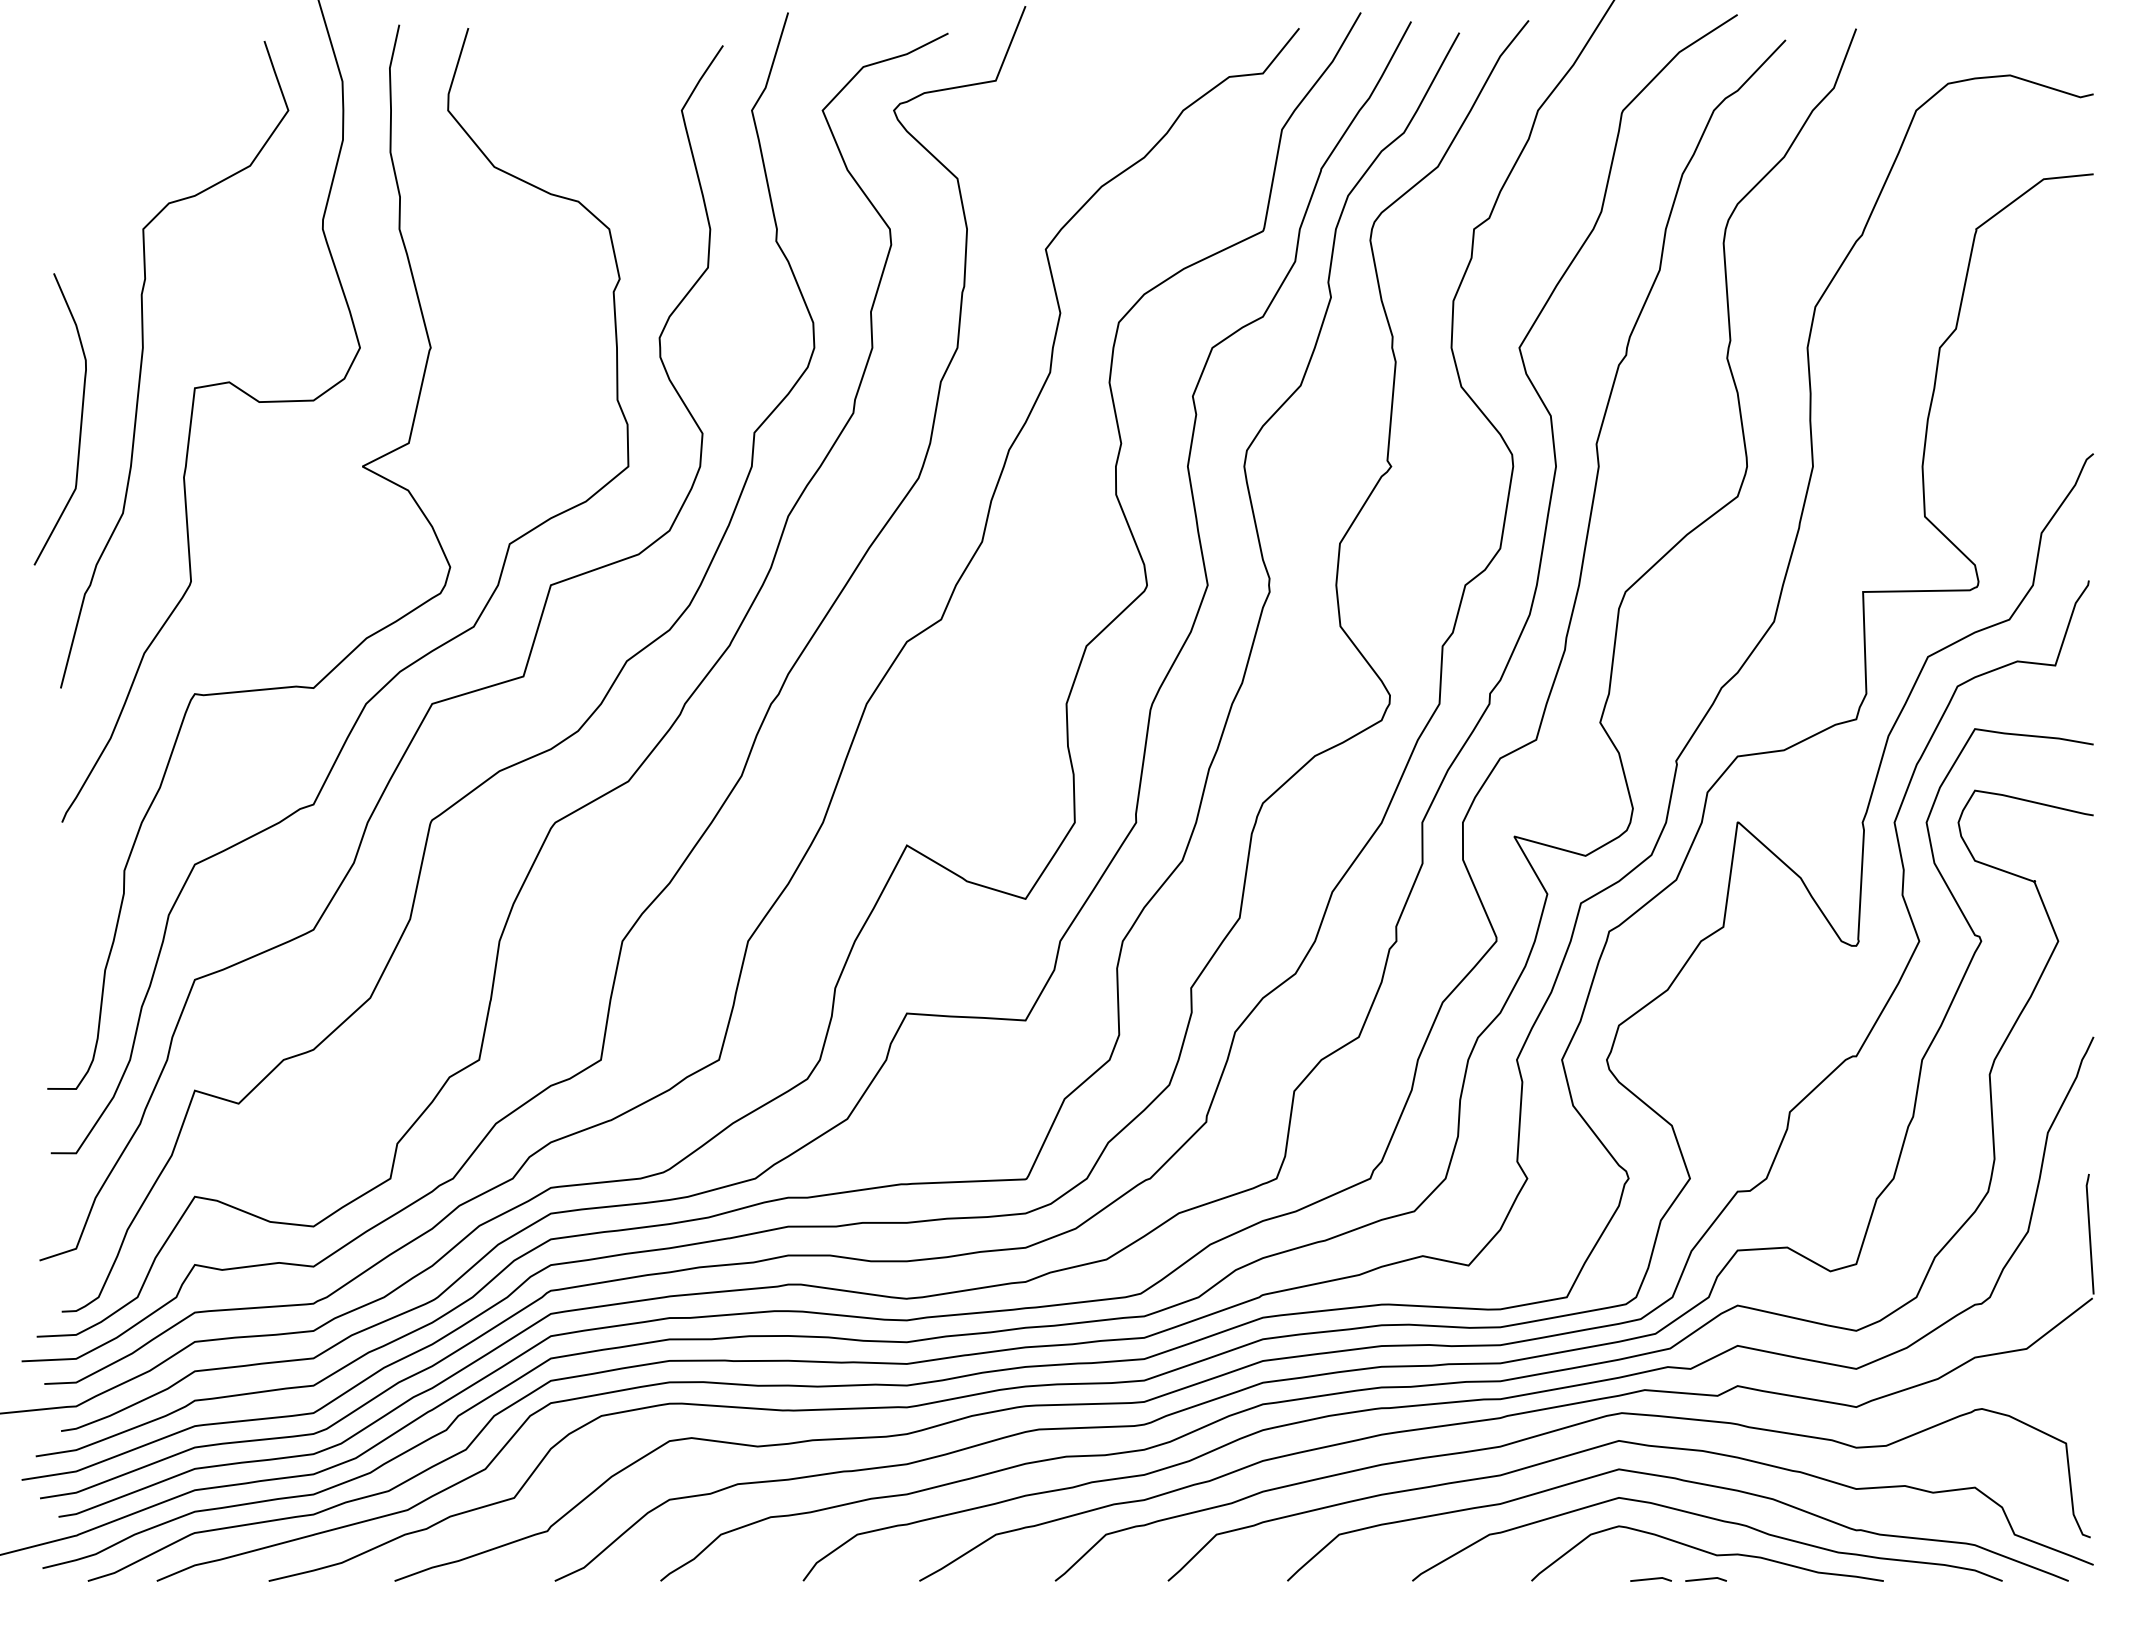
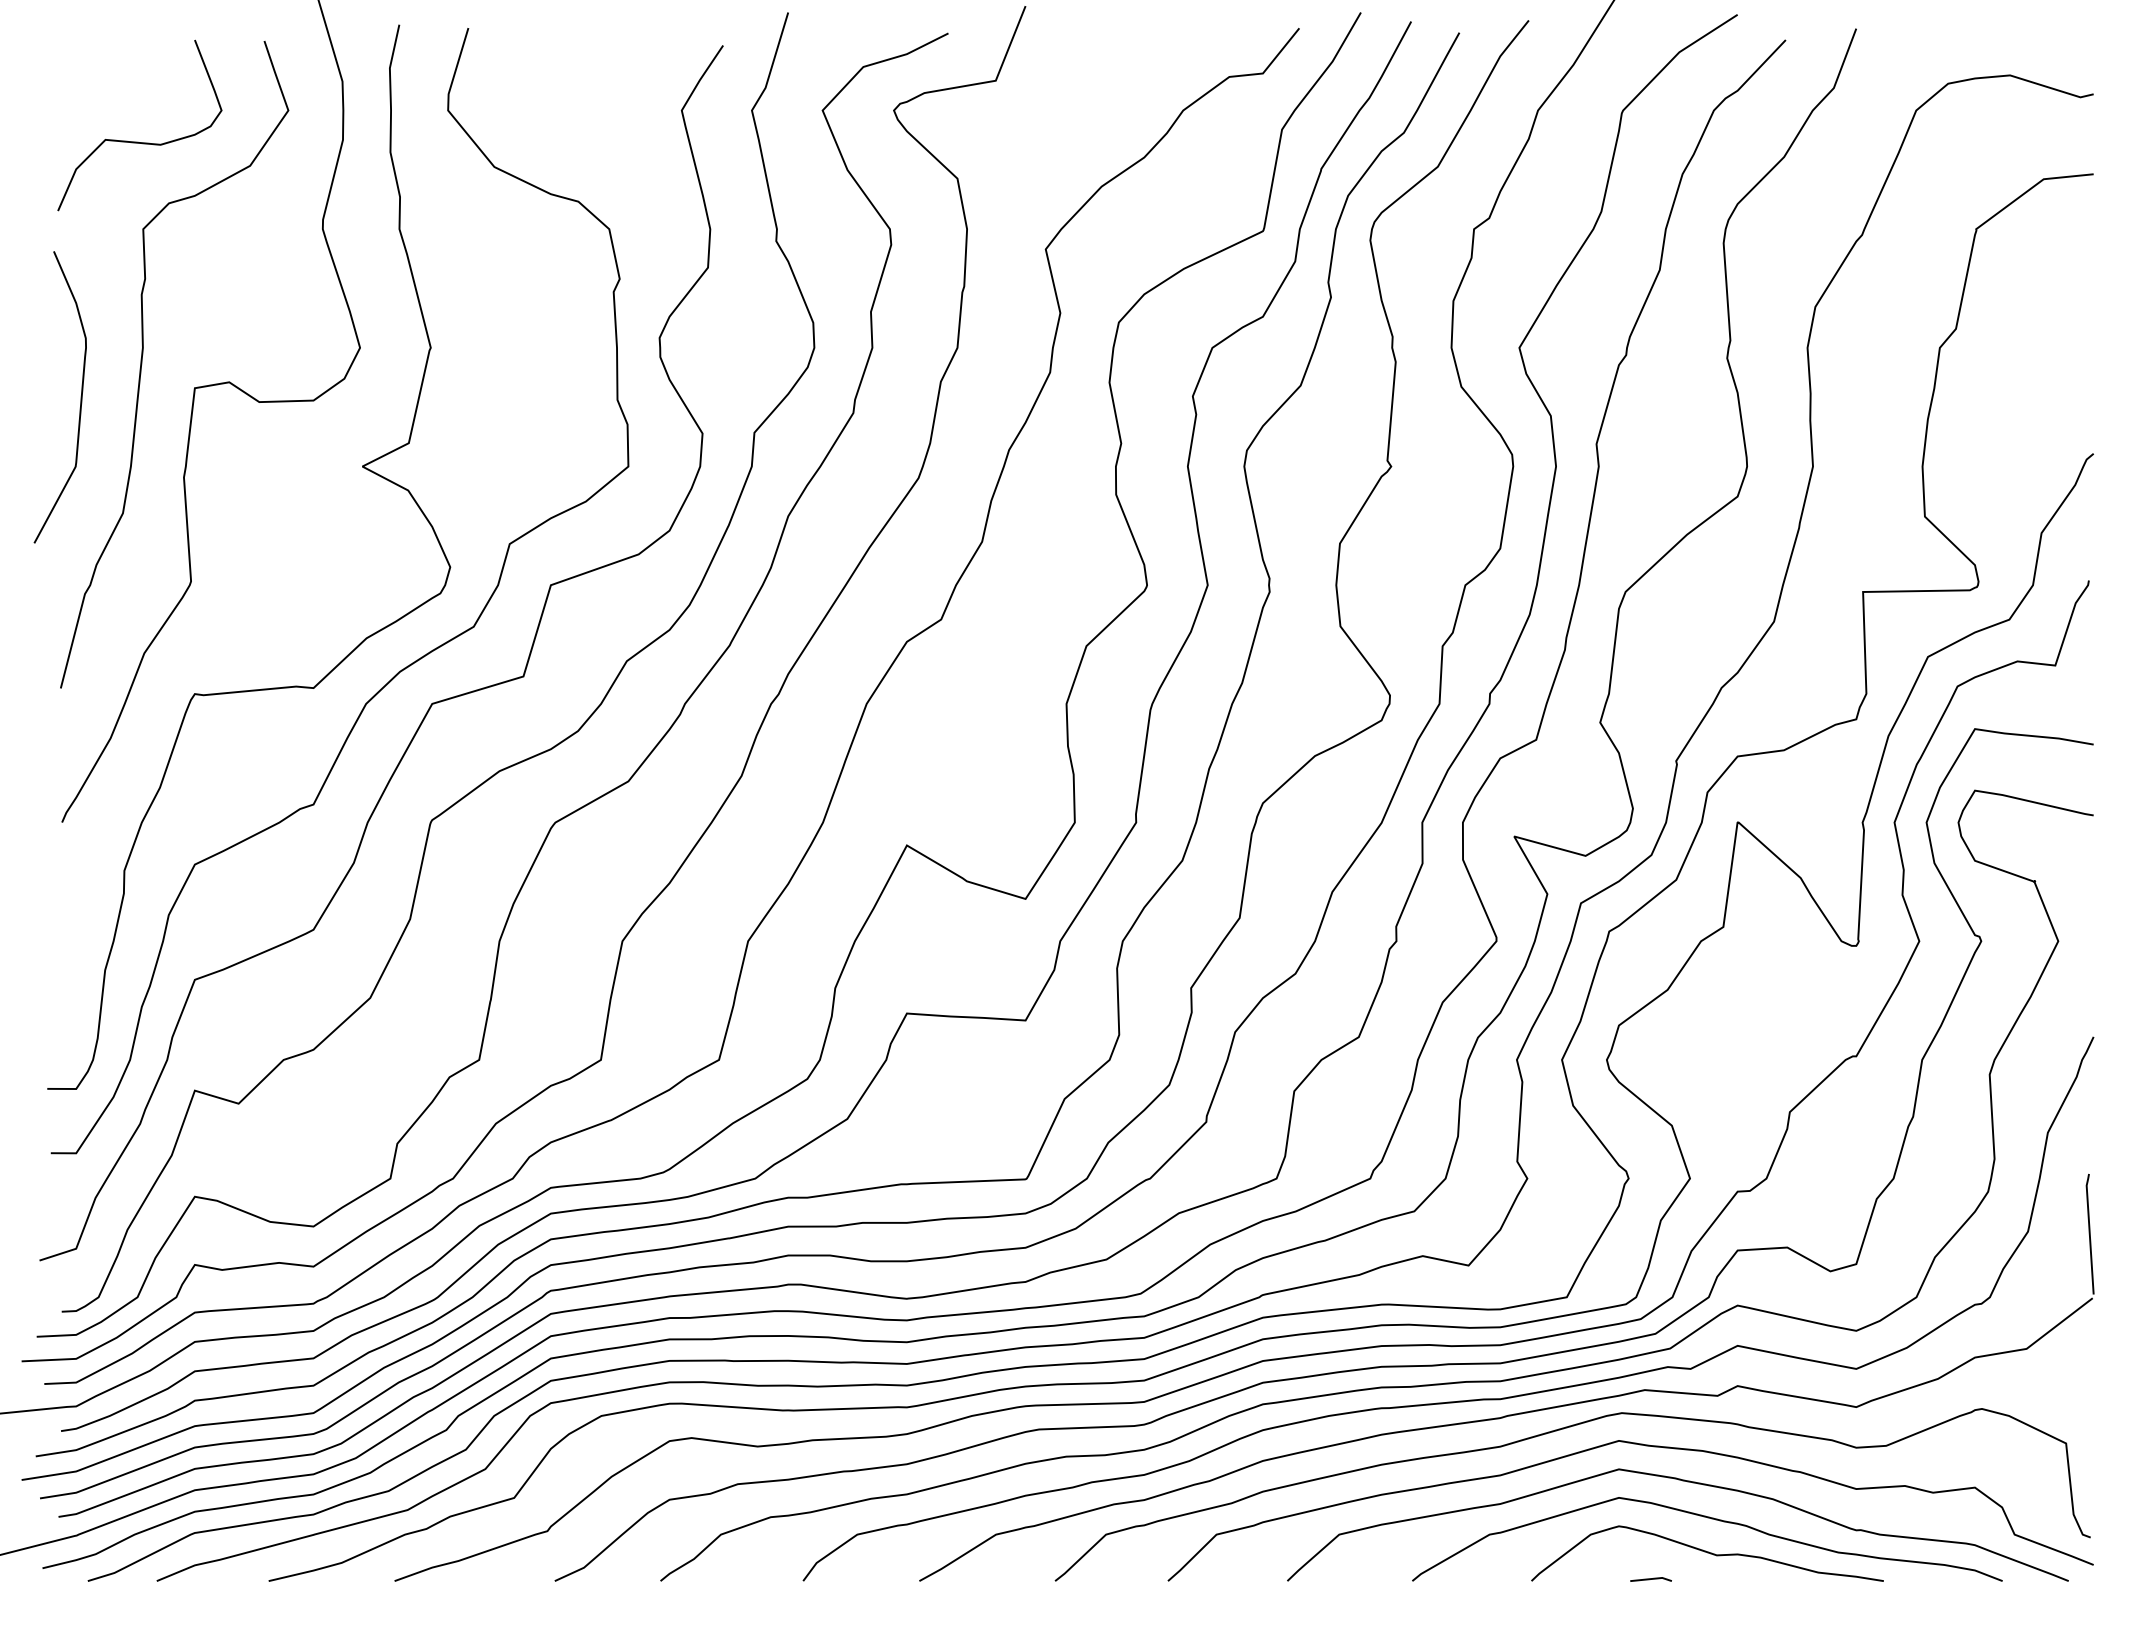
curve: none -> present (138, 141)
curve position: (80, 419) -> (80, 397) (80, 397)
line: present -> none (1705, 1579)
